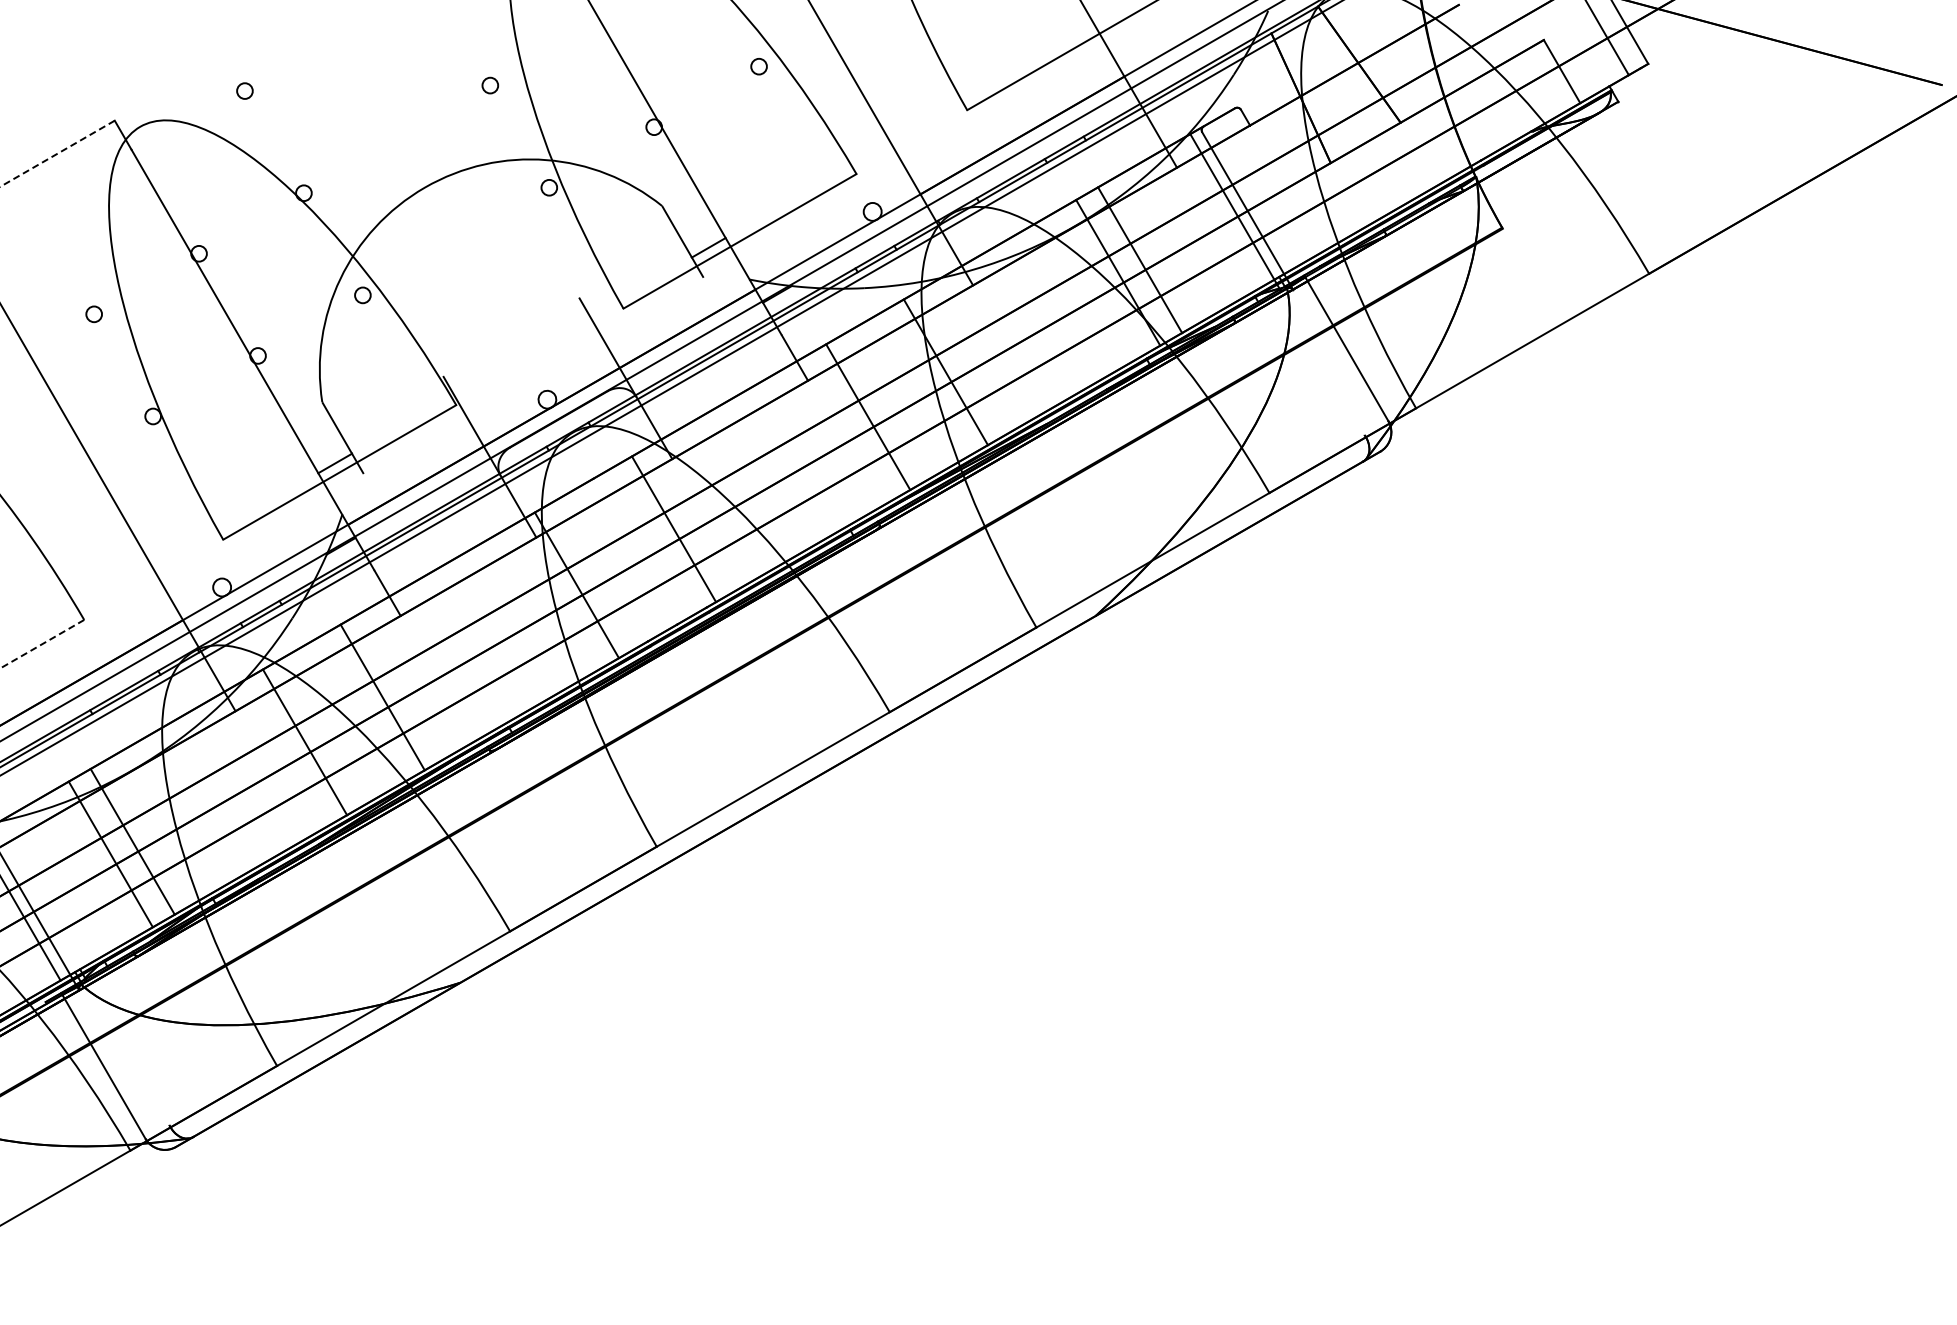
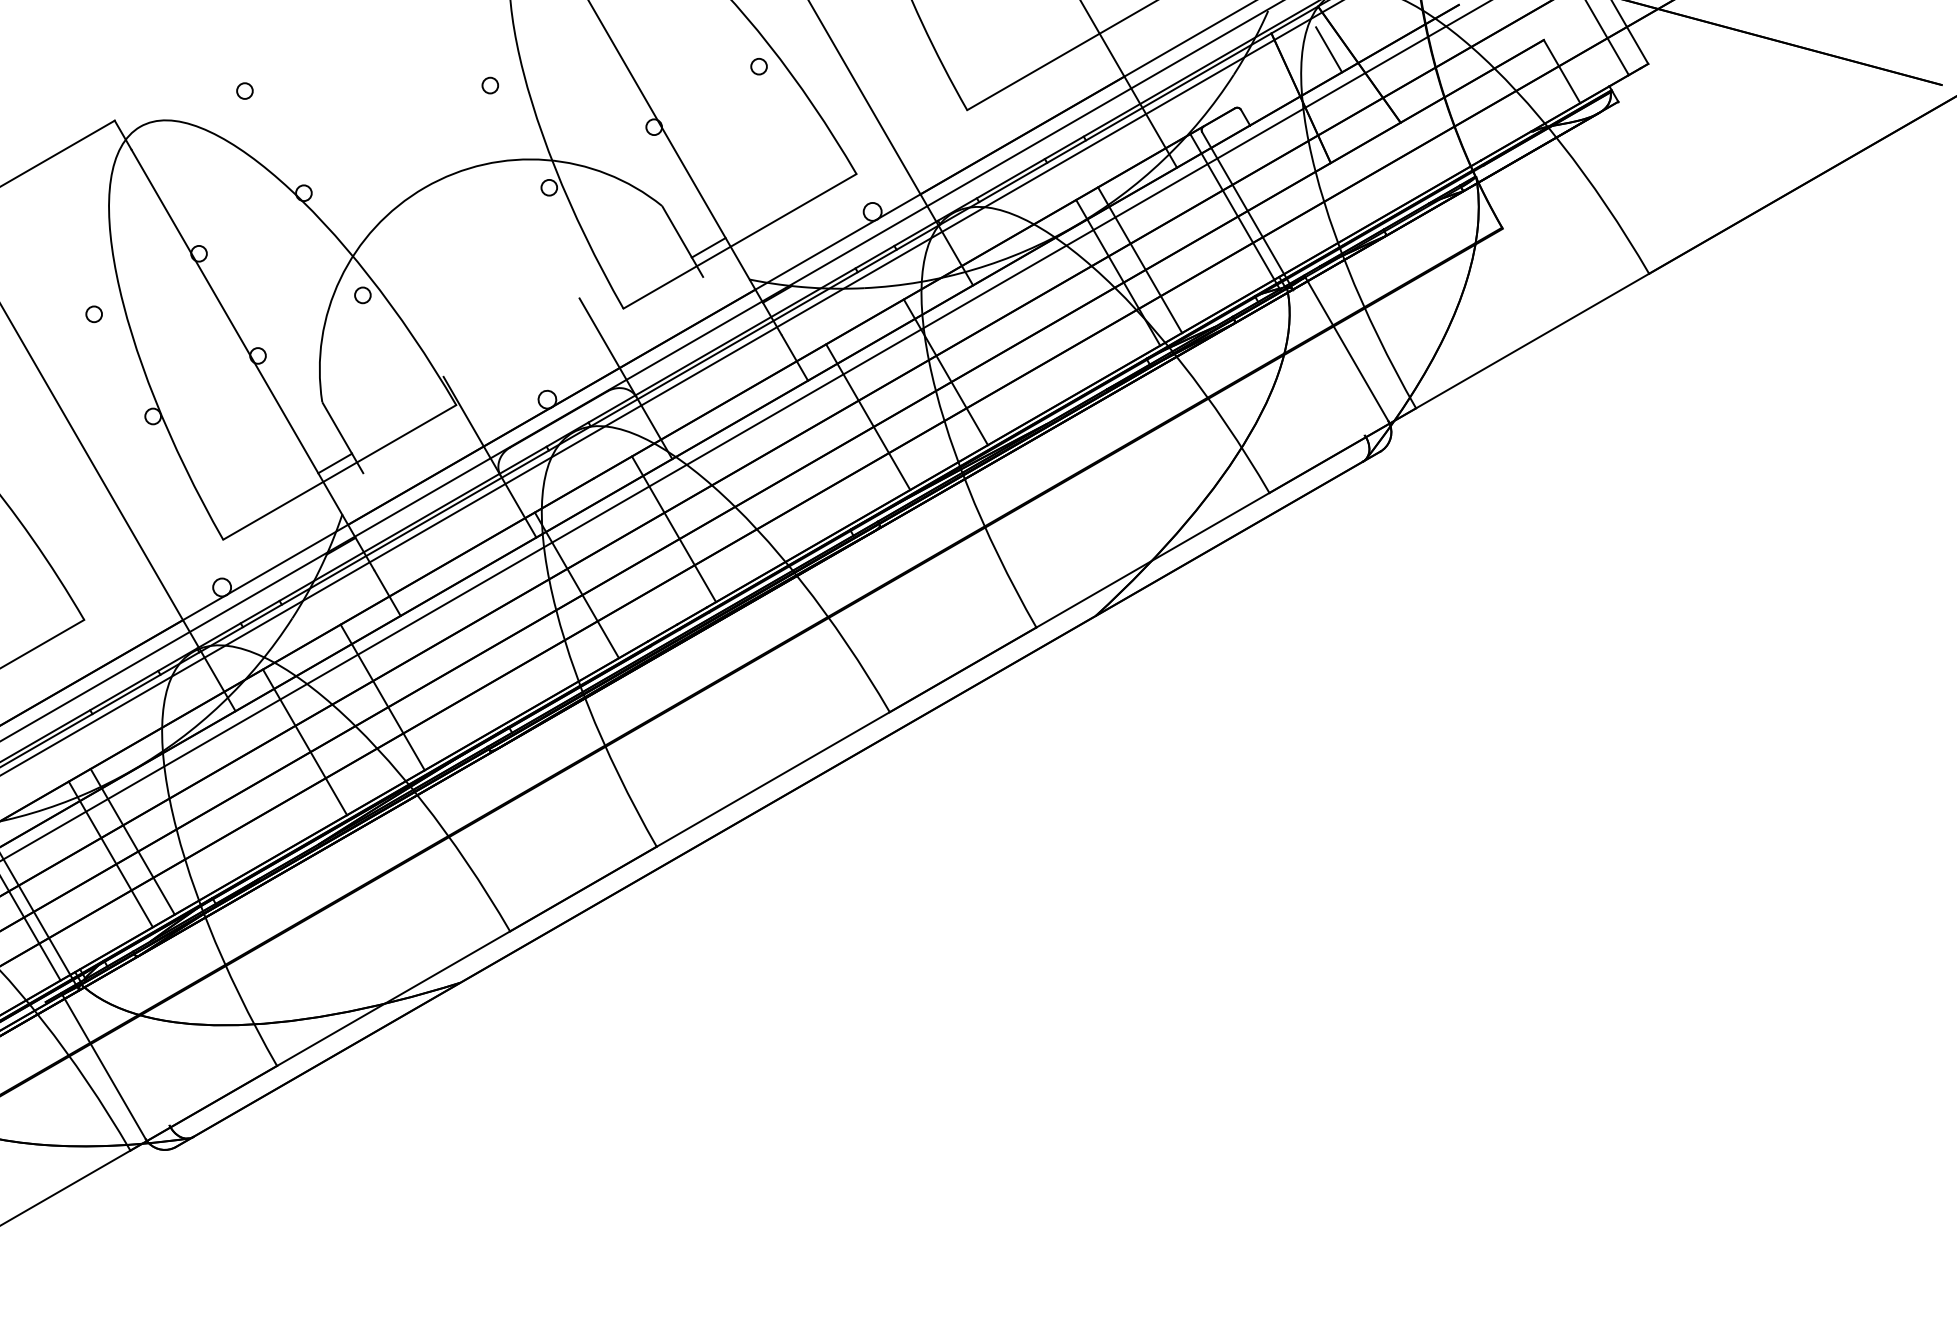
line: none -> present (1329, 49)
line: dashed -> solid (57, 153)
line: none -> present (744, 431)
line: dashed -> solid (41, 644)
